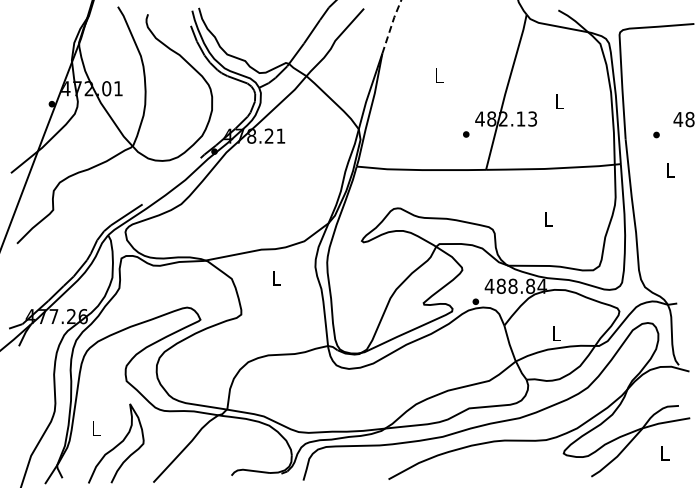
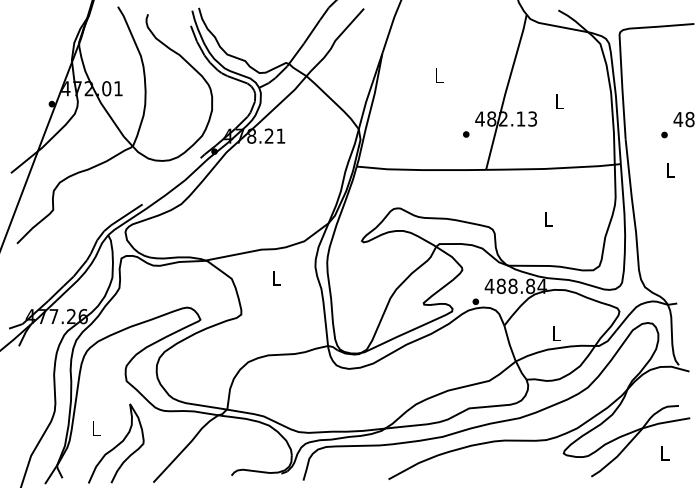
line: dashed -> solid (391, 26)
part position: (656, 134) -> (664, 134) (664, 134)
